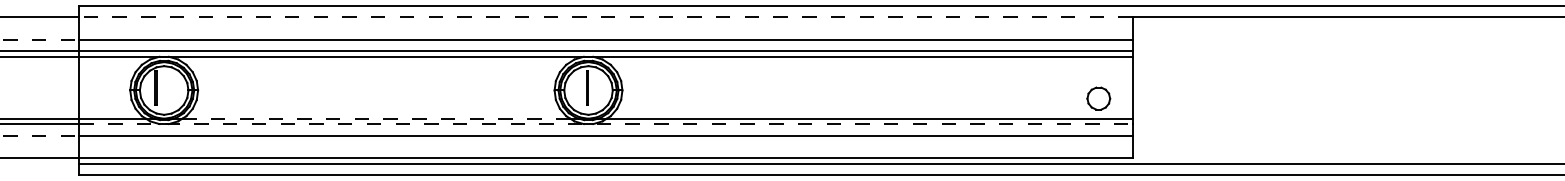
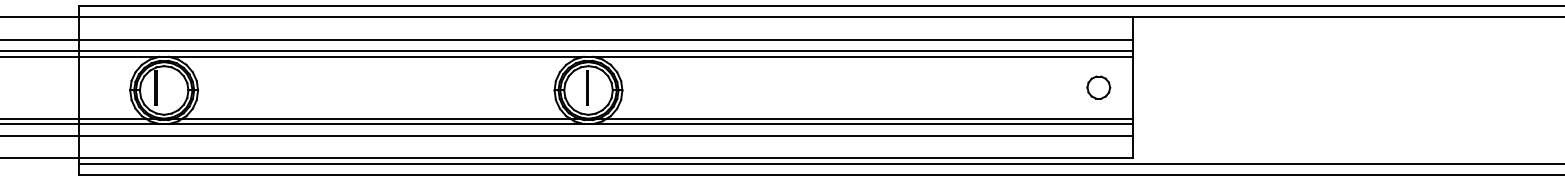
line: dashed -> solid (606, 16)
line: dashed -> solid (40, 39)
part position: (1098, 98) -> (1098, 87) (1098, 87)
line: dashed -> solid (376, 118)
line: dashed -> solid (606, 124)
line: dashed -> solid (40, 135)
